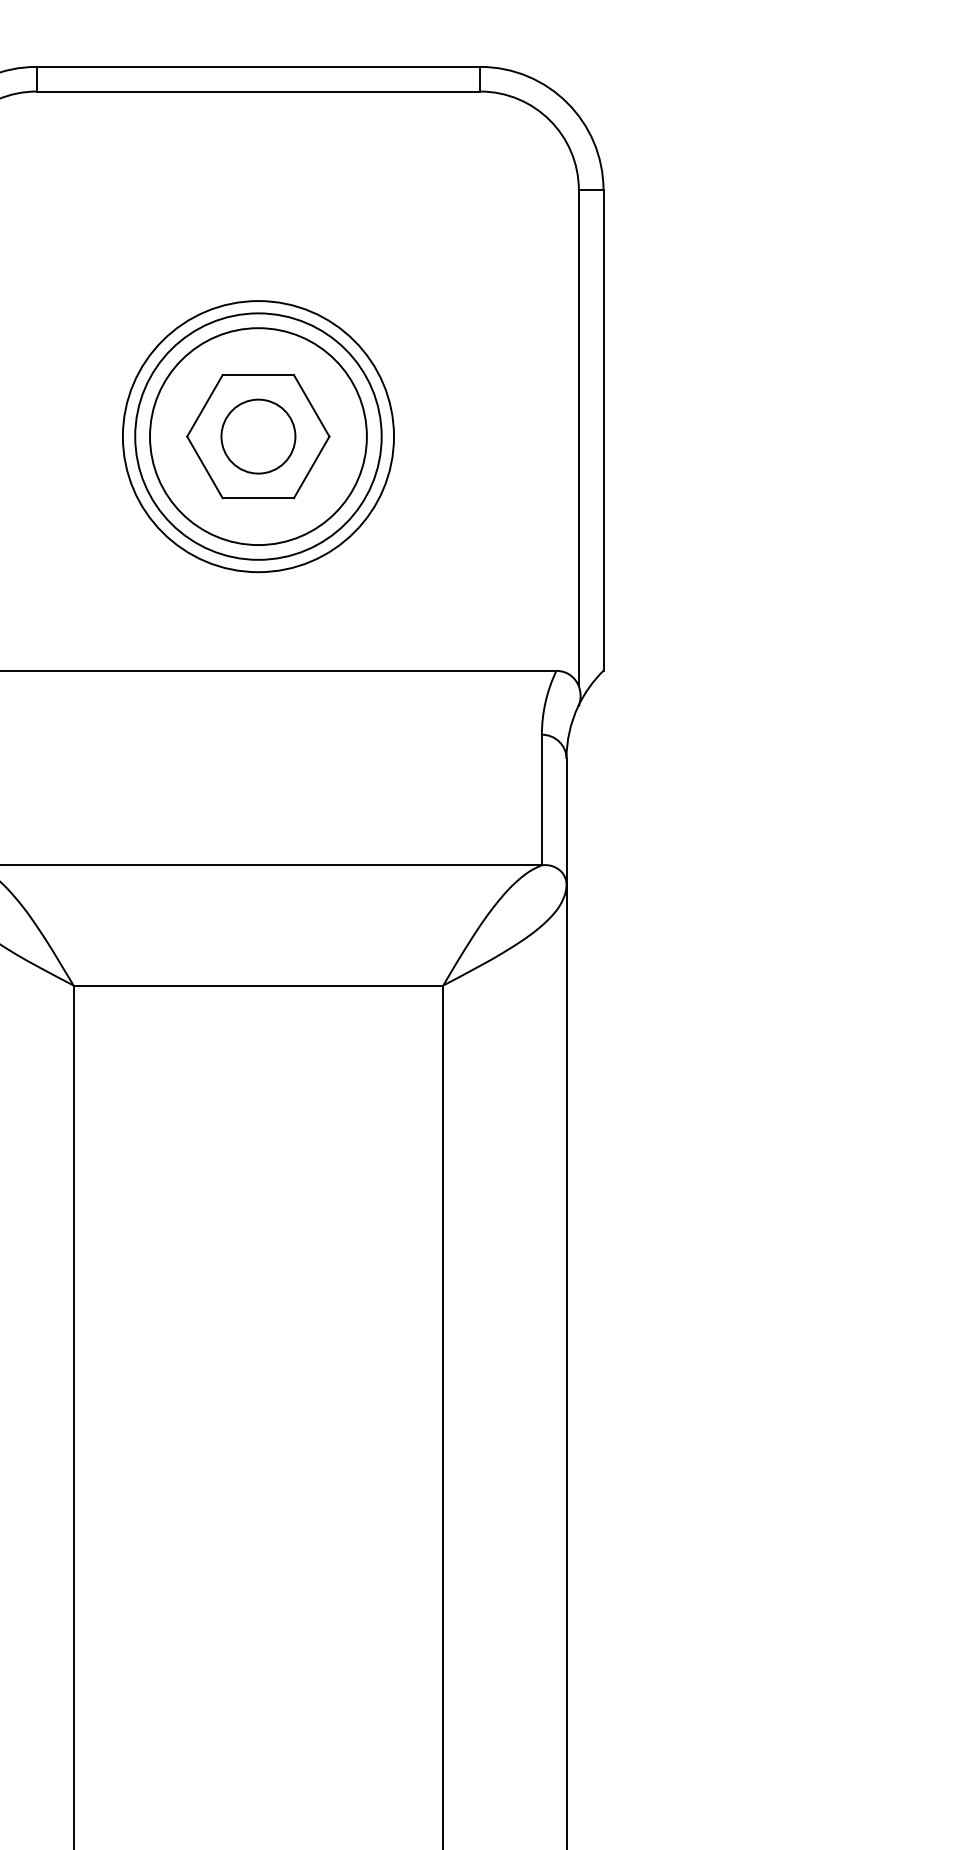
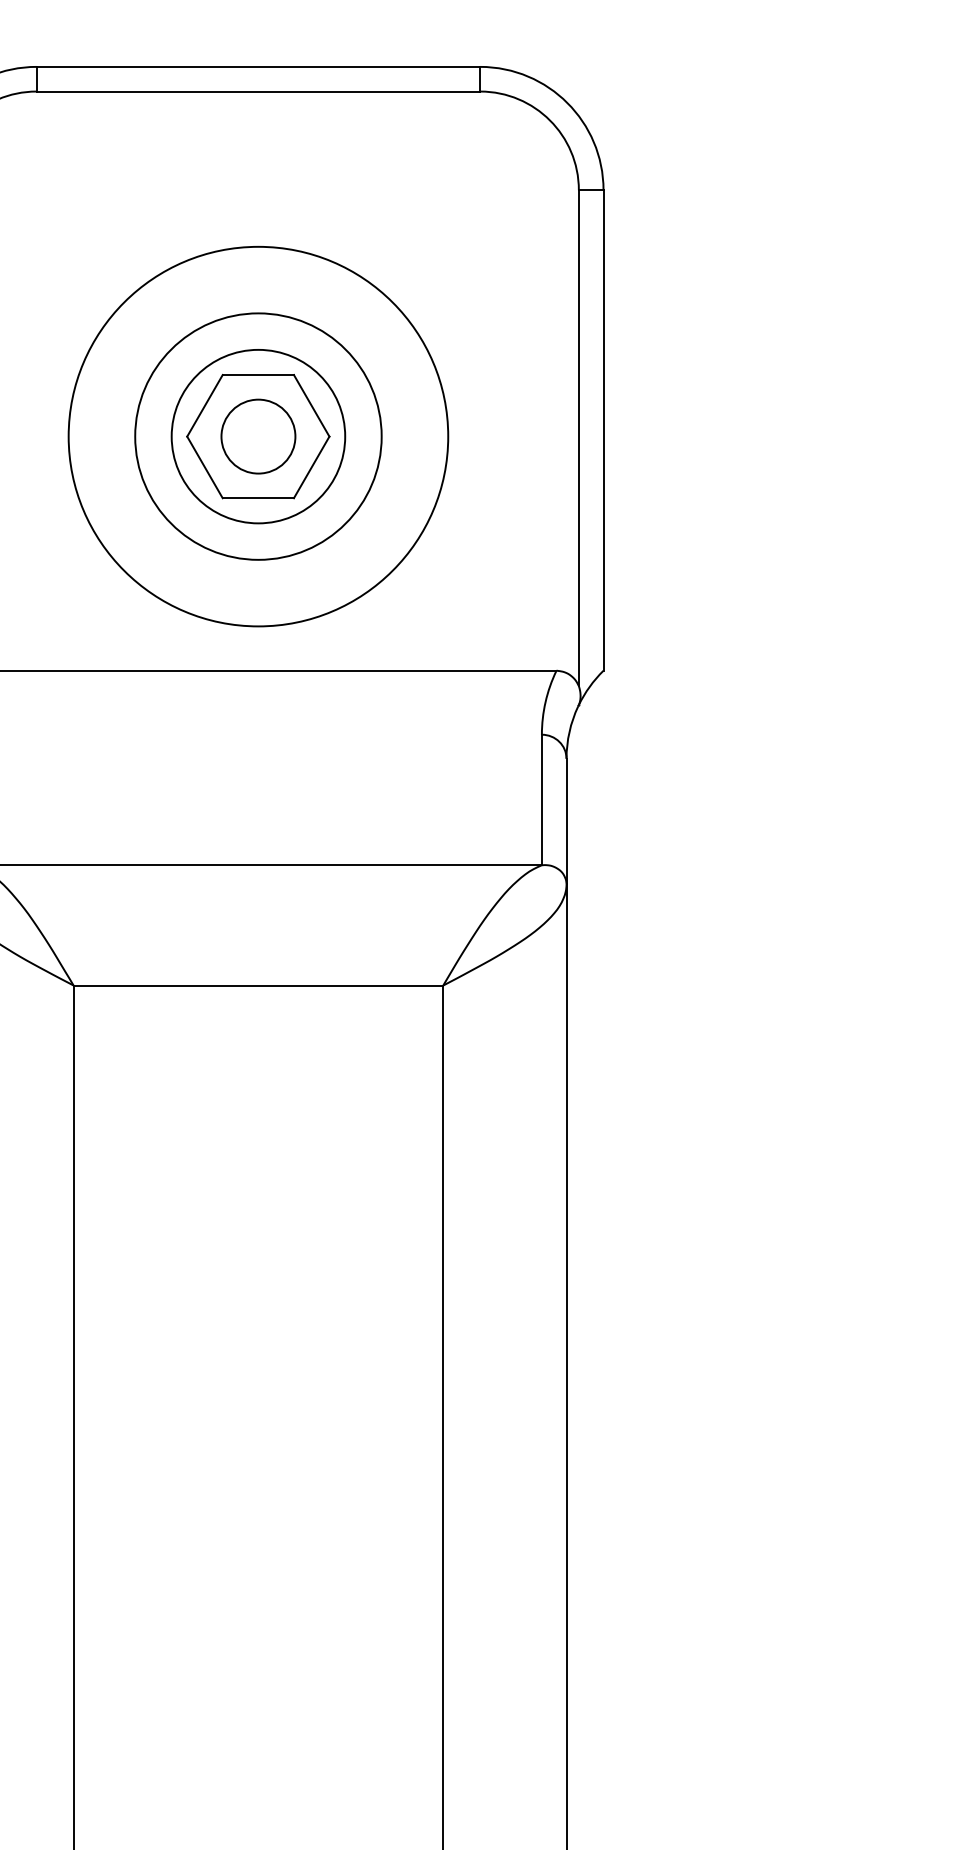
circle diameter: 217 px -> 174 px (258, 436)
circle diameter: 271 px -> 380 px (258, 436)
